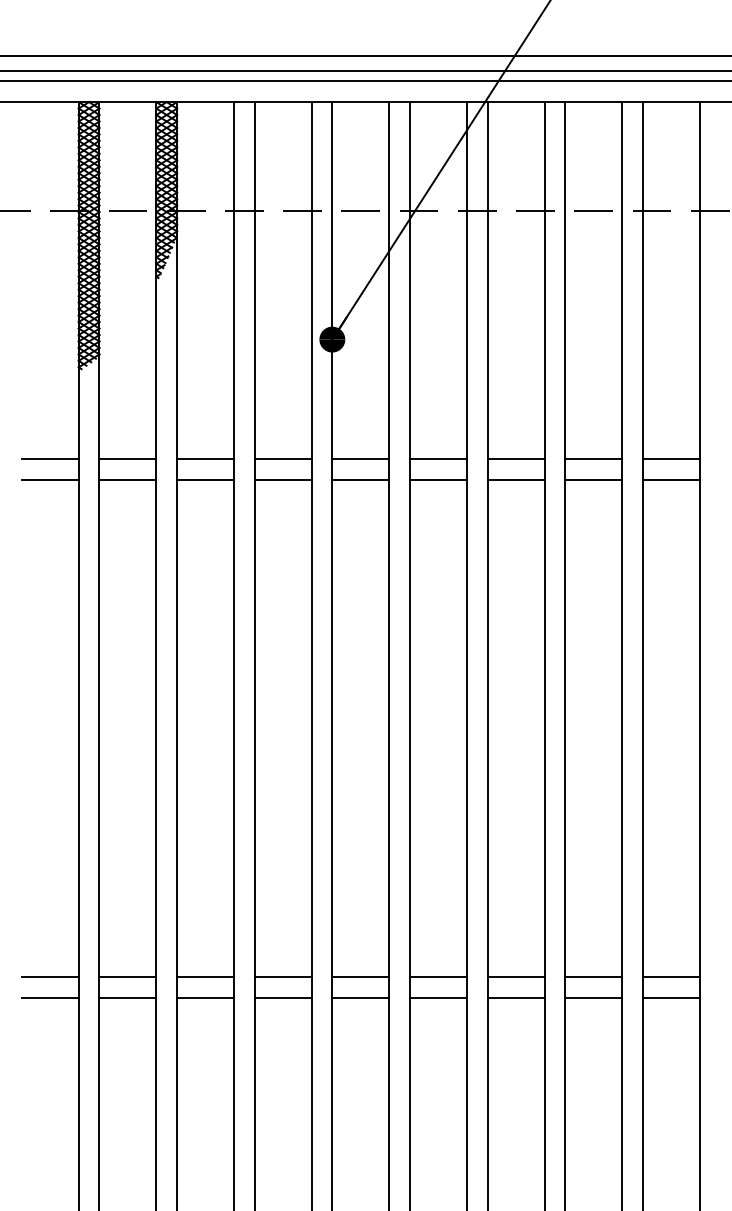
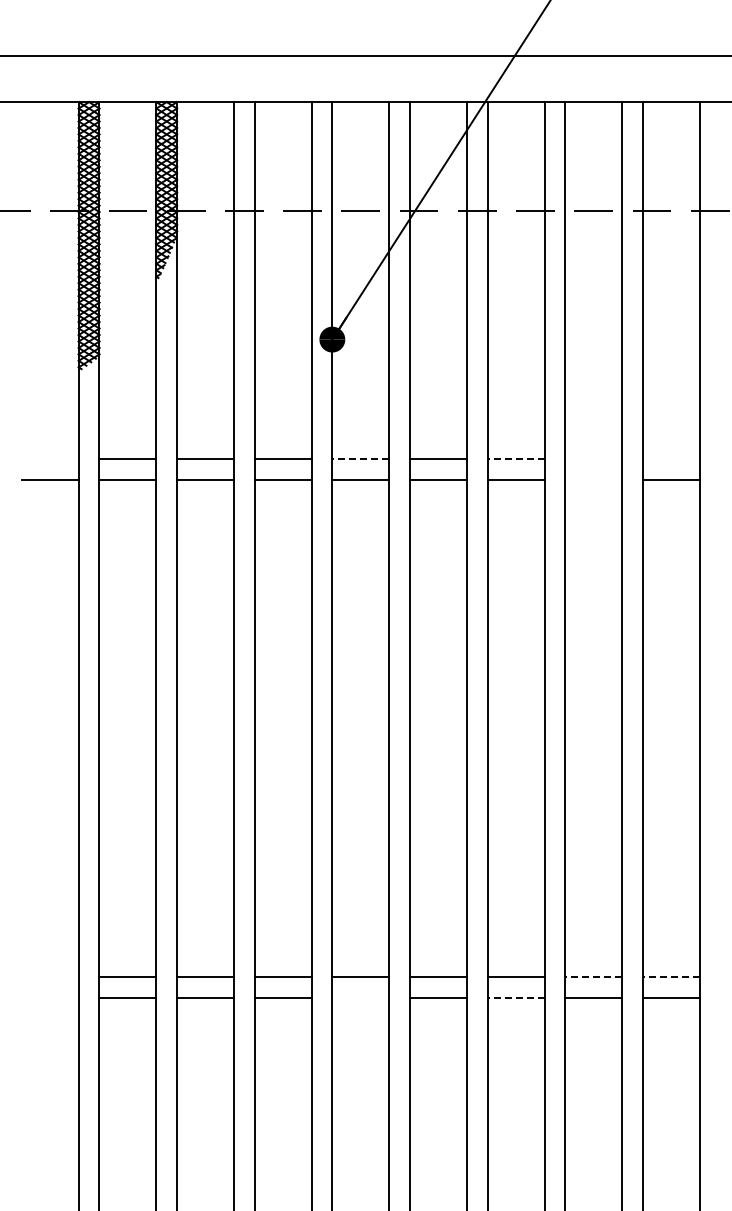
line: present -> none (365, 71)
line: present -> none (365, 81)
line: present -> none (49, 459)
line: solid -> dashed (360, 459)
line: solid -> dashed (515, 459)
line: present -> none (593, 459)
line: present -> none (670, 459)
line: present -> none (593, 479)
line: present -> none (49, 976)
line: solid -> dashed (593, 976)
line: solid -> dashed (670, 976)
line: present -> none (49, 997)
line: present -> none (360, 997)
line: solid -> dashed (515, 997)
